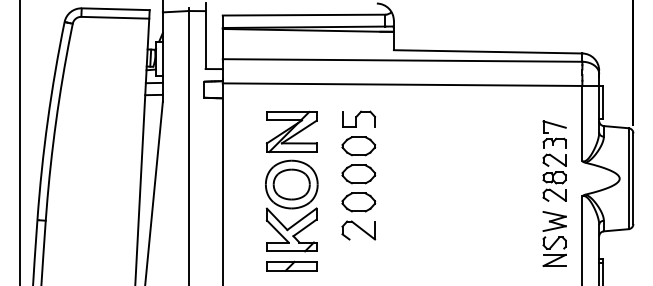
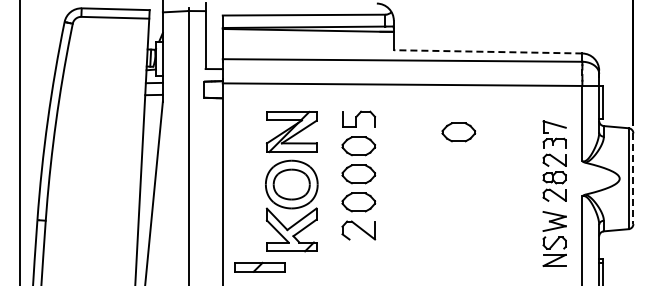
line: solid -> dashed (487, 51)
part: none -> present (458, 132)
line: solid -> dashed (633, 179)
part position: (291, 265) -> (259, 266) (259, 266)
